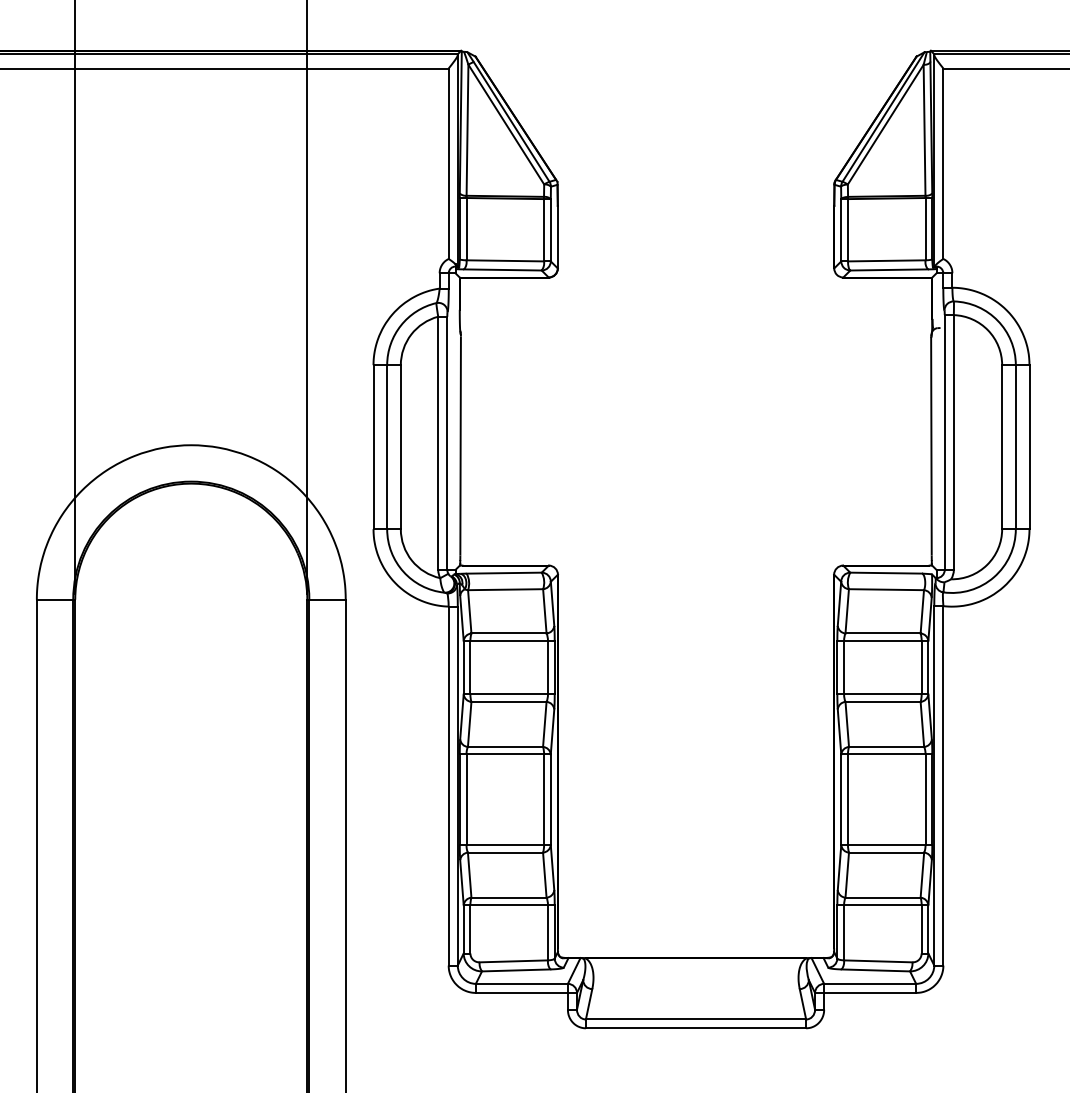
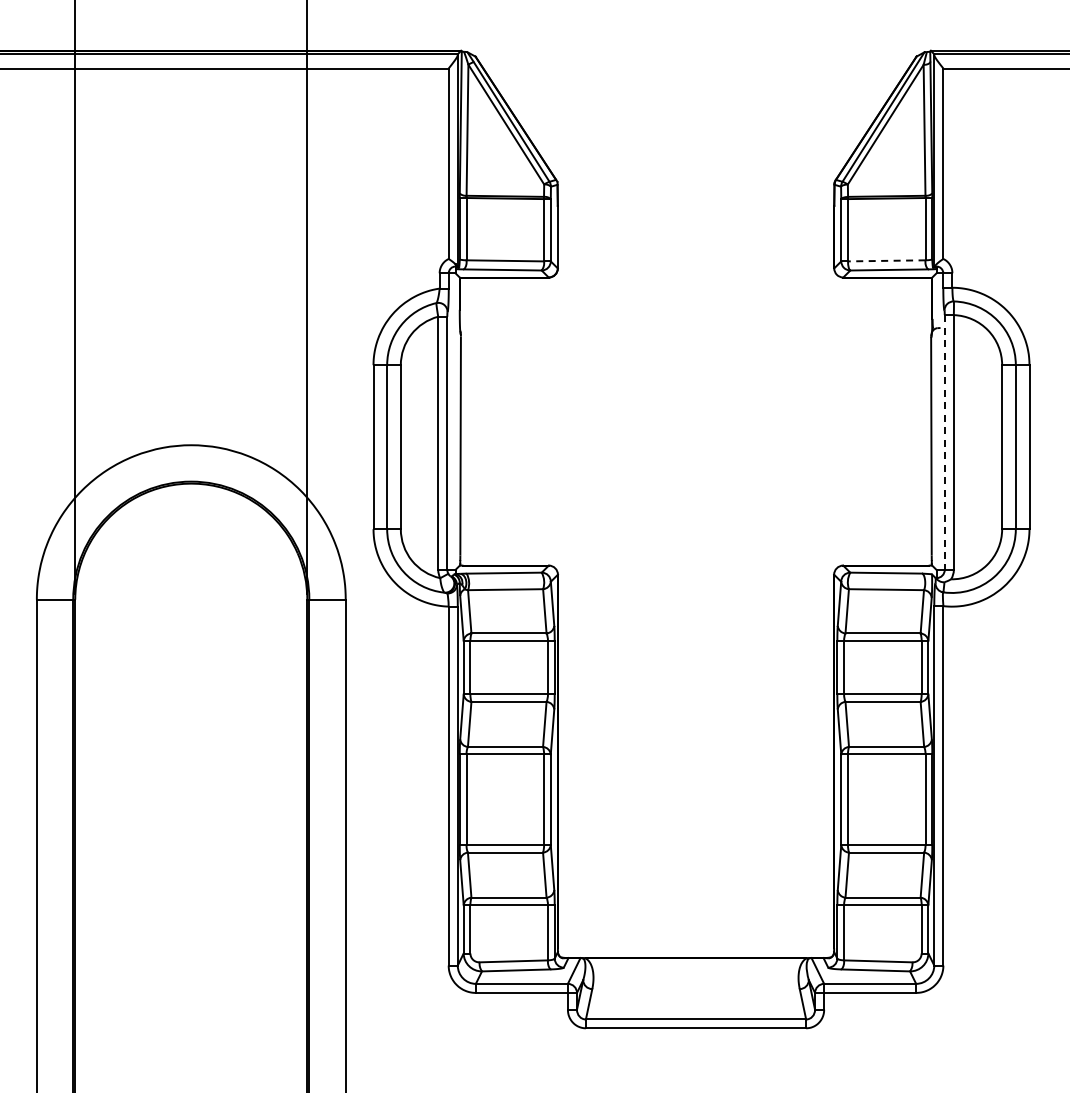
line: solid -> dashed (886, 260)
line: solid -> dashed (944, 443)
